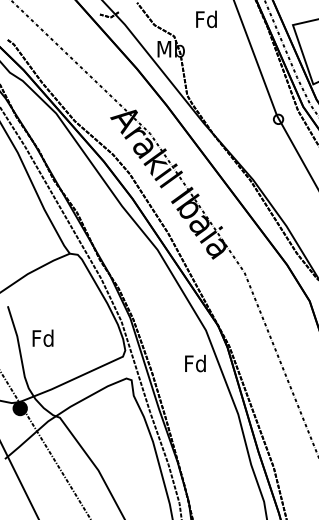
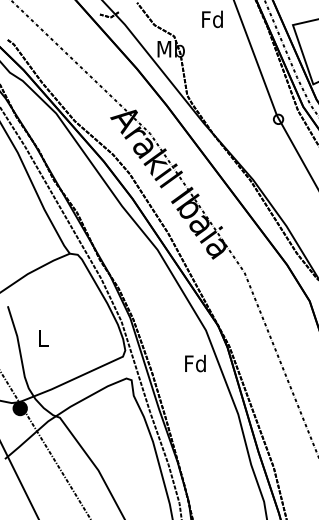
text position: (206, 19) -> (212, 19) (212, 19)
text: Fd -> L (42, 337)
